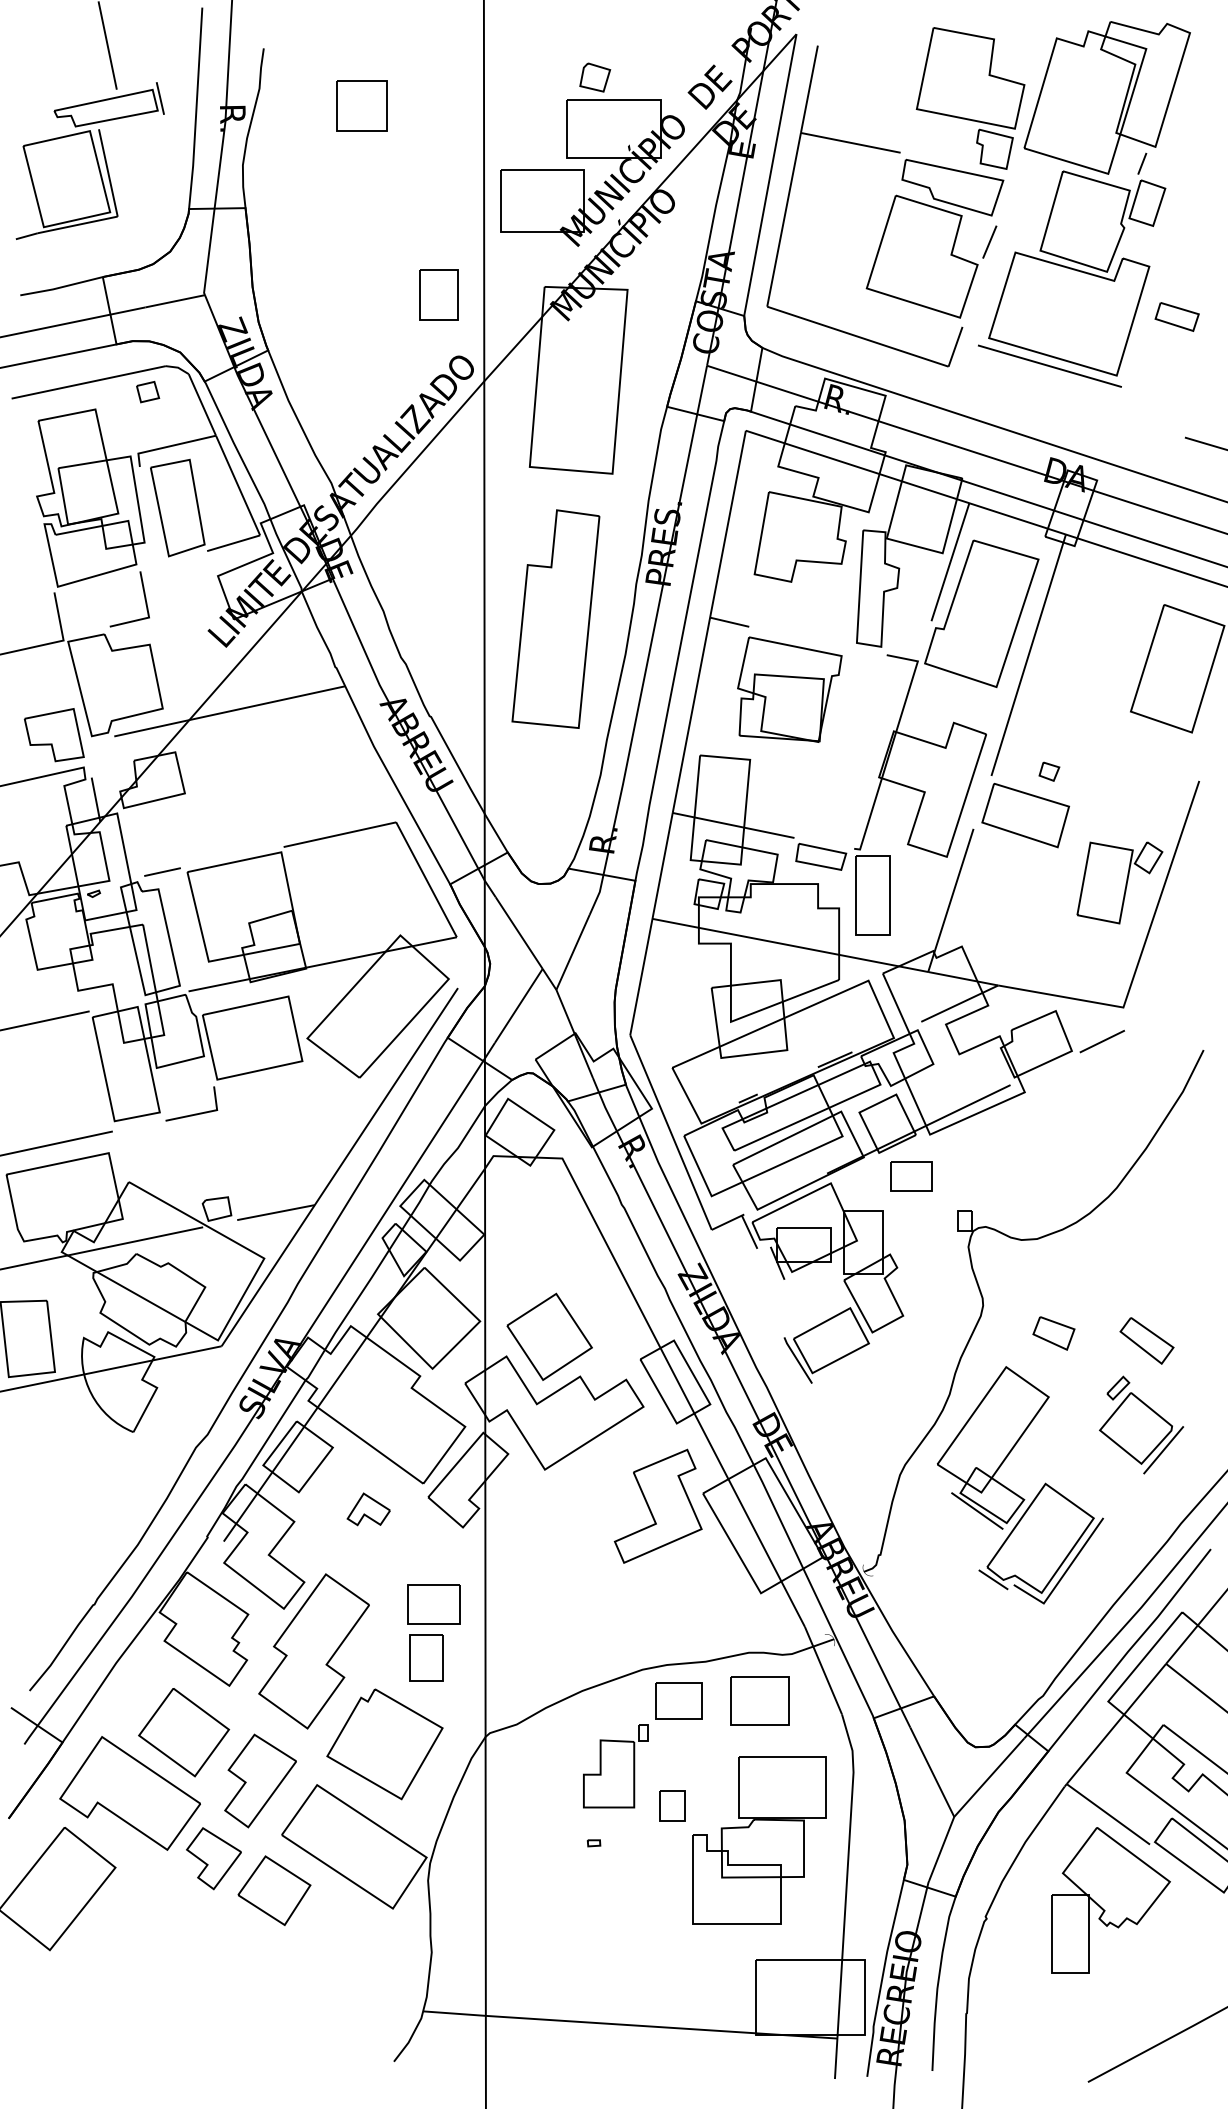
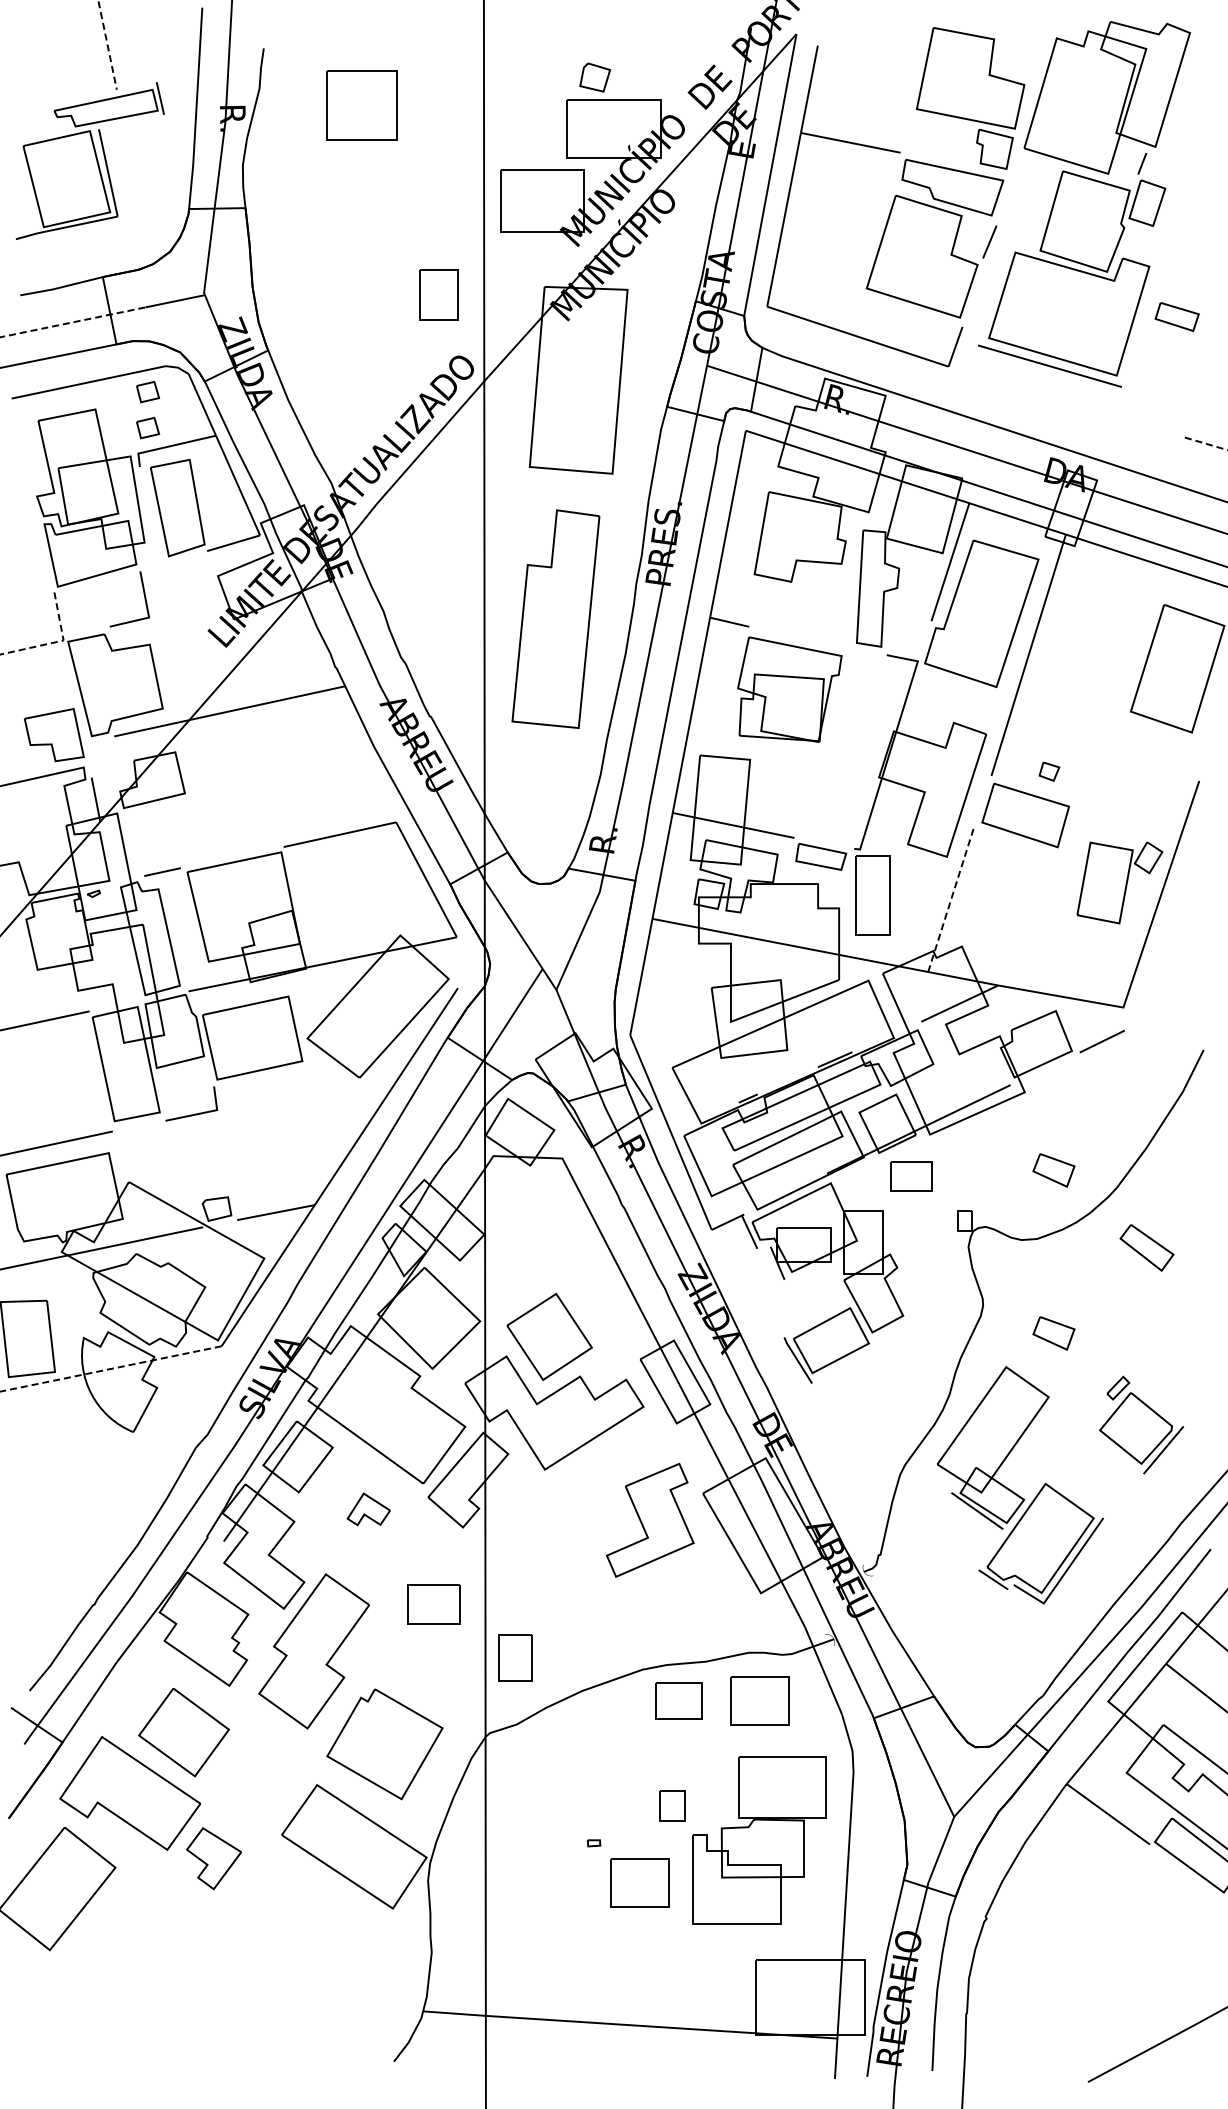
line: solid -> dashed (107, 46)
part size: 52x52 px -> 72x71 px (361, 105)
line: solid -> dashed (72, 322)
part: none -> present (148, 428)
line: solid -> dashed (1206, 443)
line: solid -> dashed (55, 642)
line: solid -> dashed (951, 899)
part: none -> present (1053, 1170)
part position: (1146, 1340) -> (1146, 1247) (1146, 1247)
line: solid -> dashed (110, 1368)
part position: (657, 1505) -> (649, 1519) (649, 1519)
part position: (426, 1657) -> (515, 1657) (515, 1657)
part: present -> none (615, 1766)
part: present -> none (260, 1780)
part: none -> present (639, 1882)
part: present -> none (274, 1890)
part: present -> none (1110, 1900)
